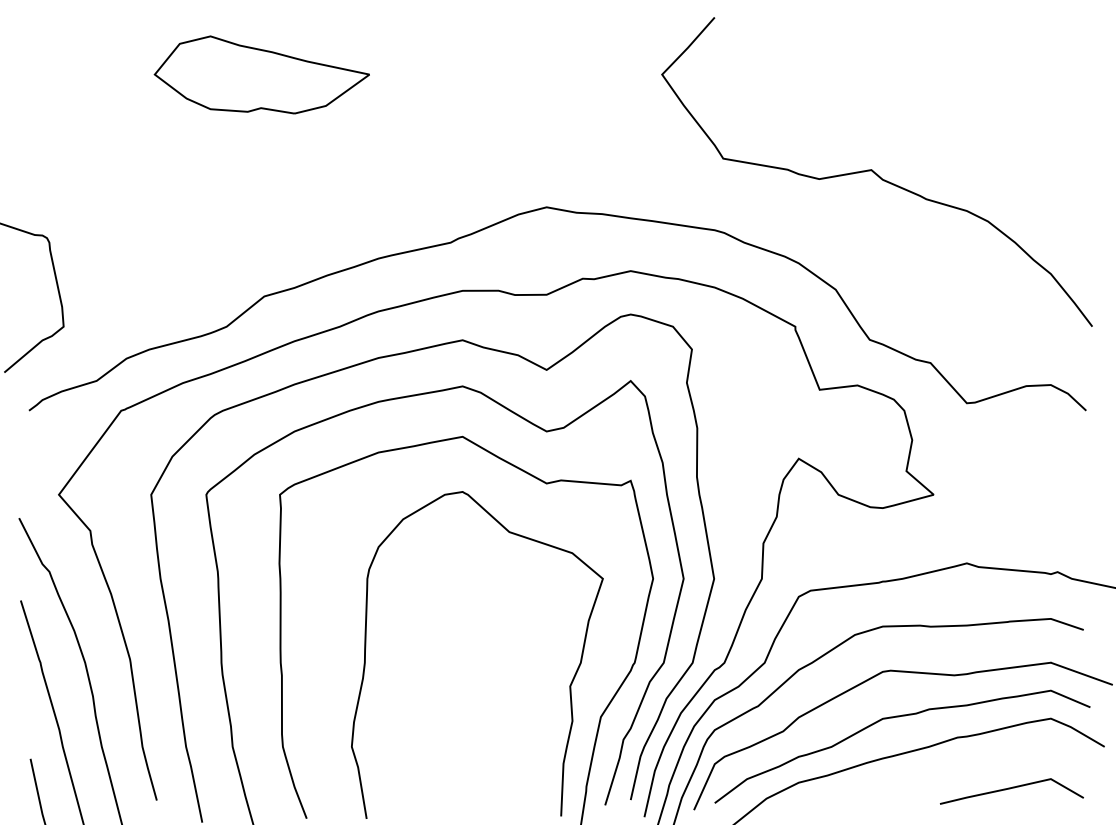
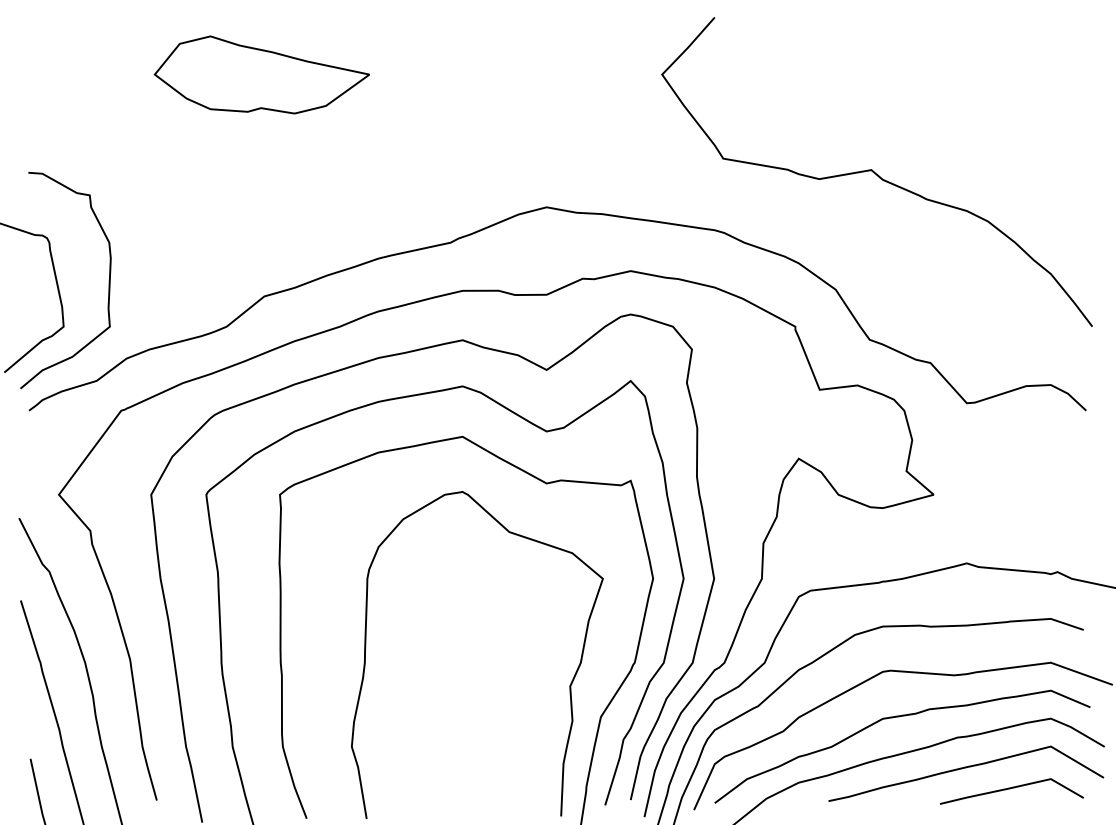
curve: none -> present (108, 280)
curve: none -> present (966, 768)
